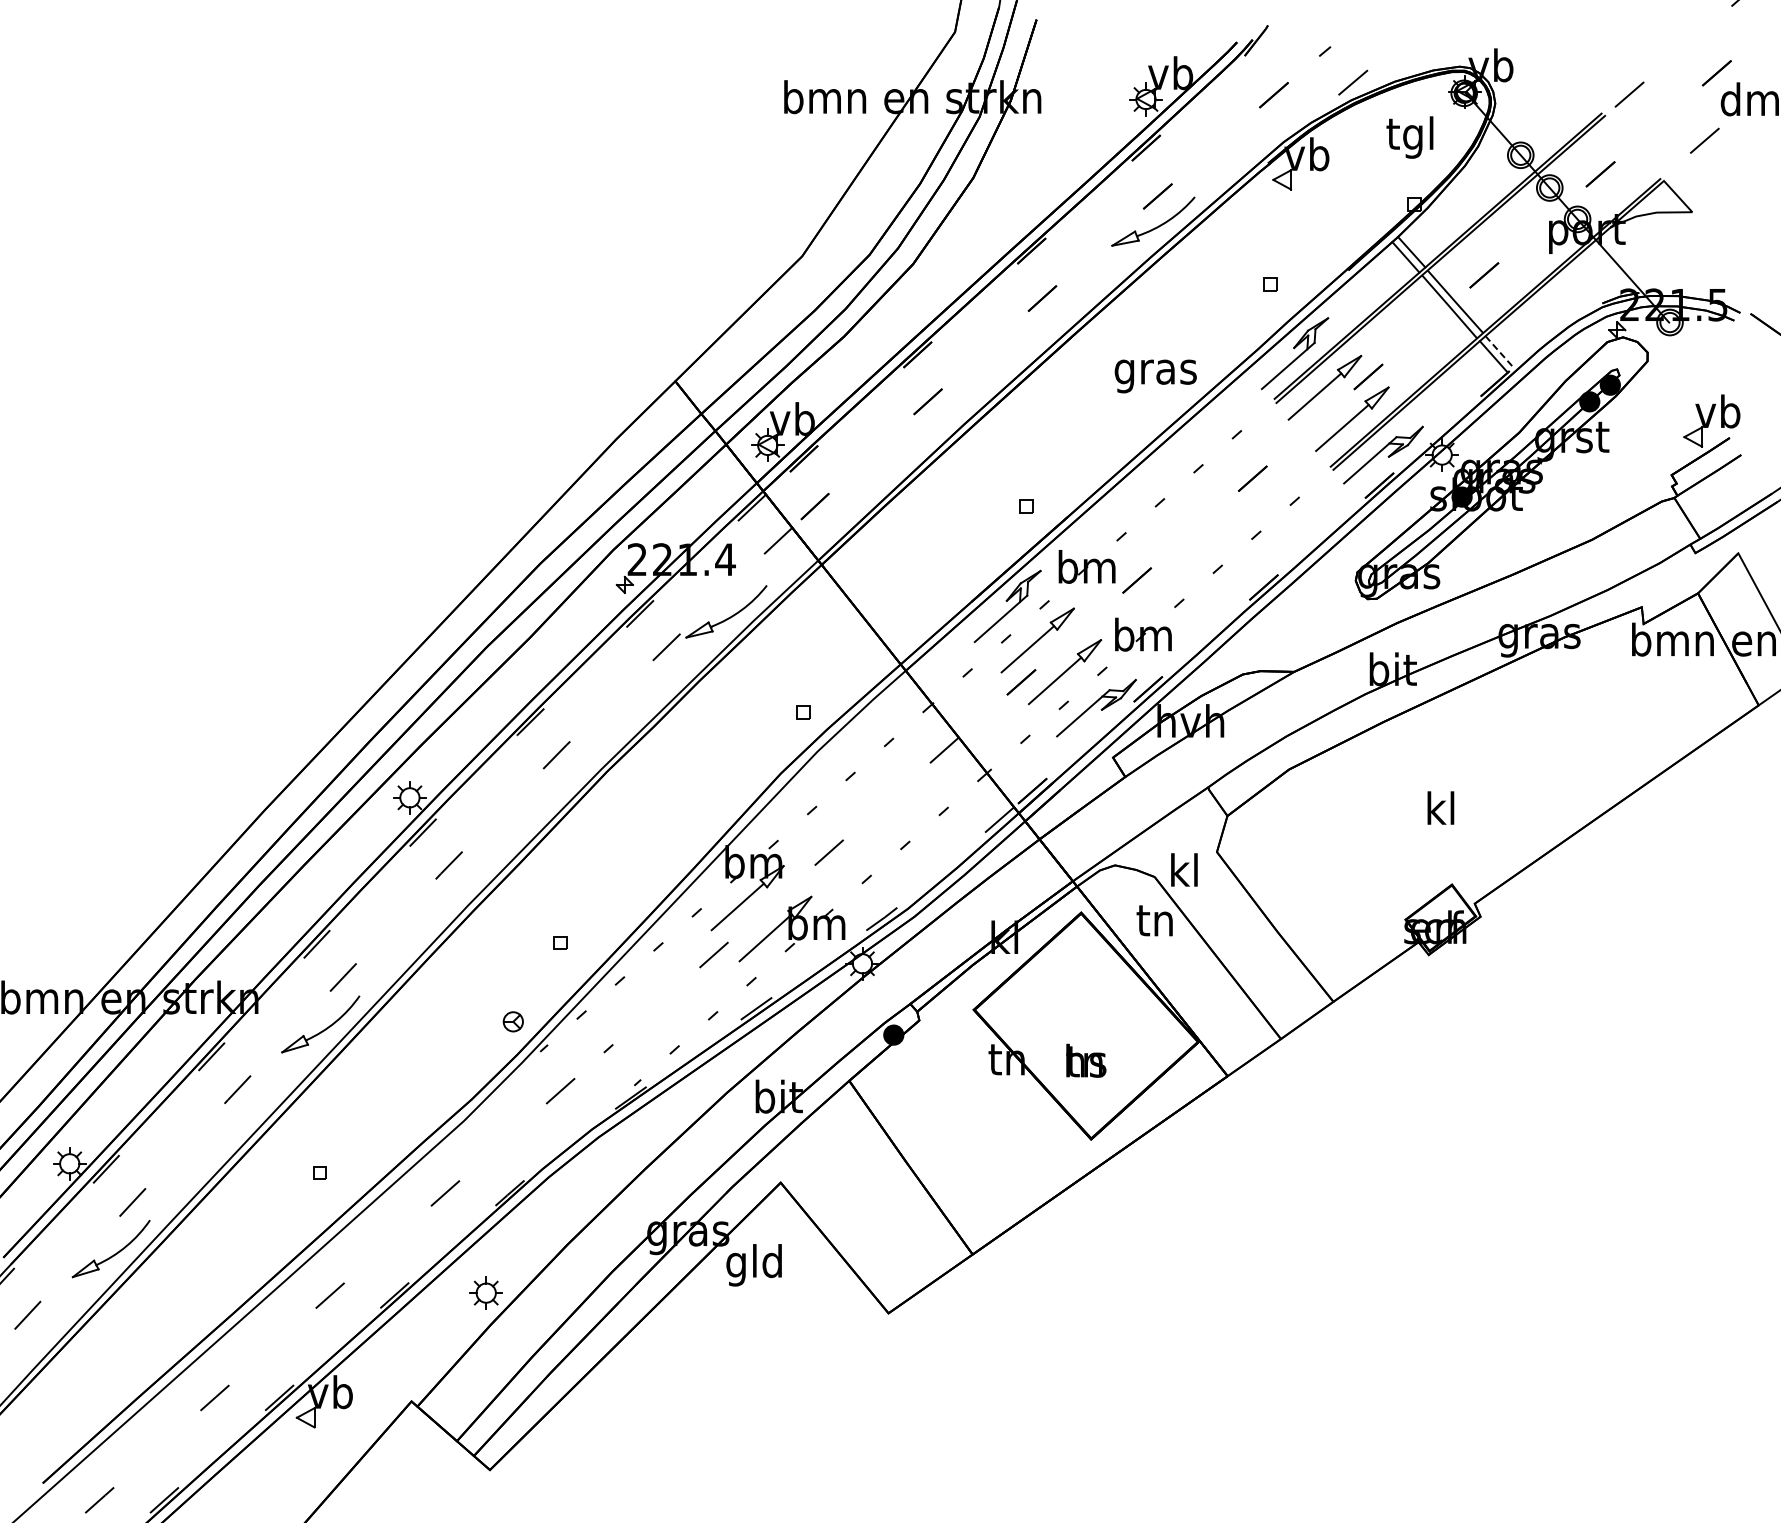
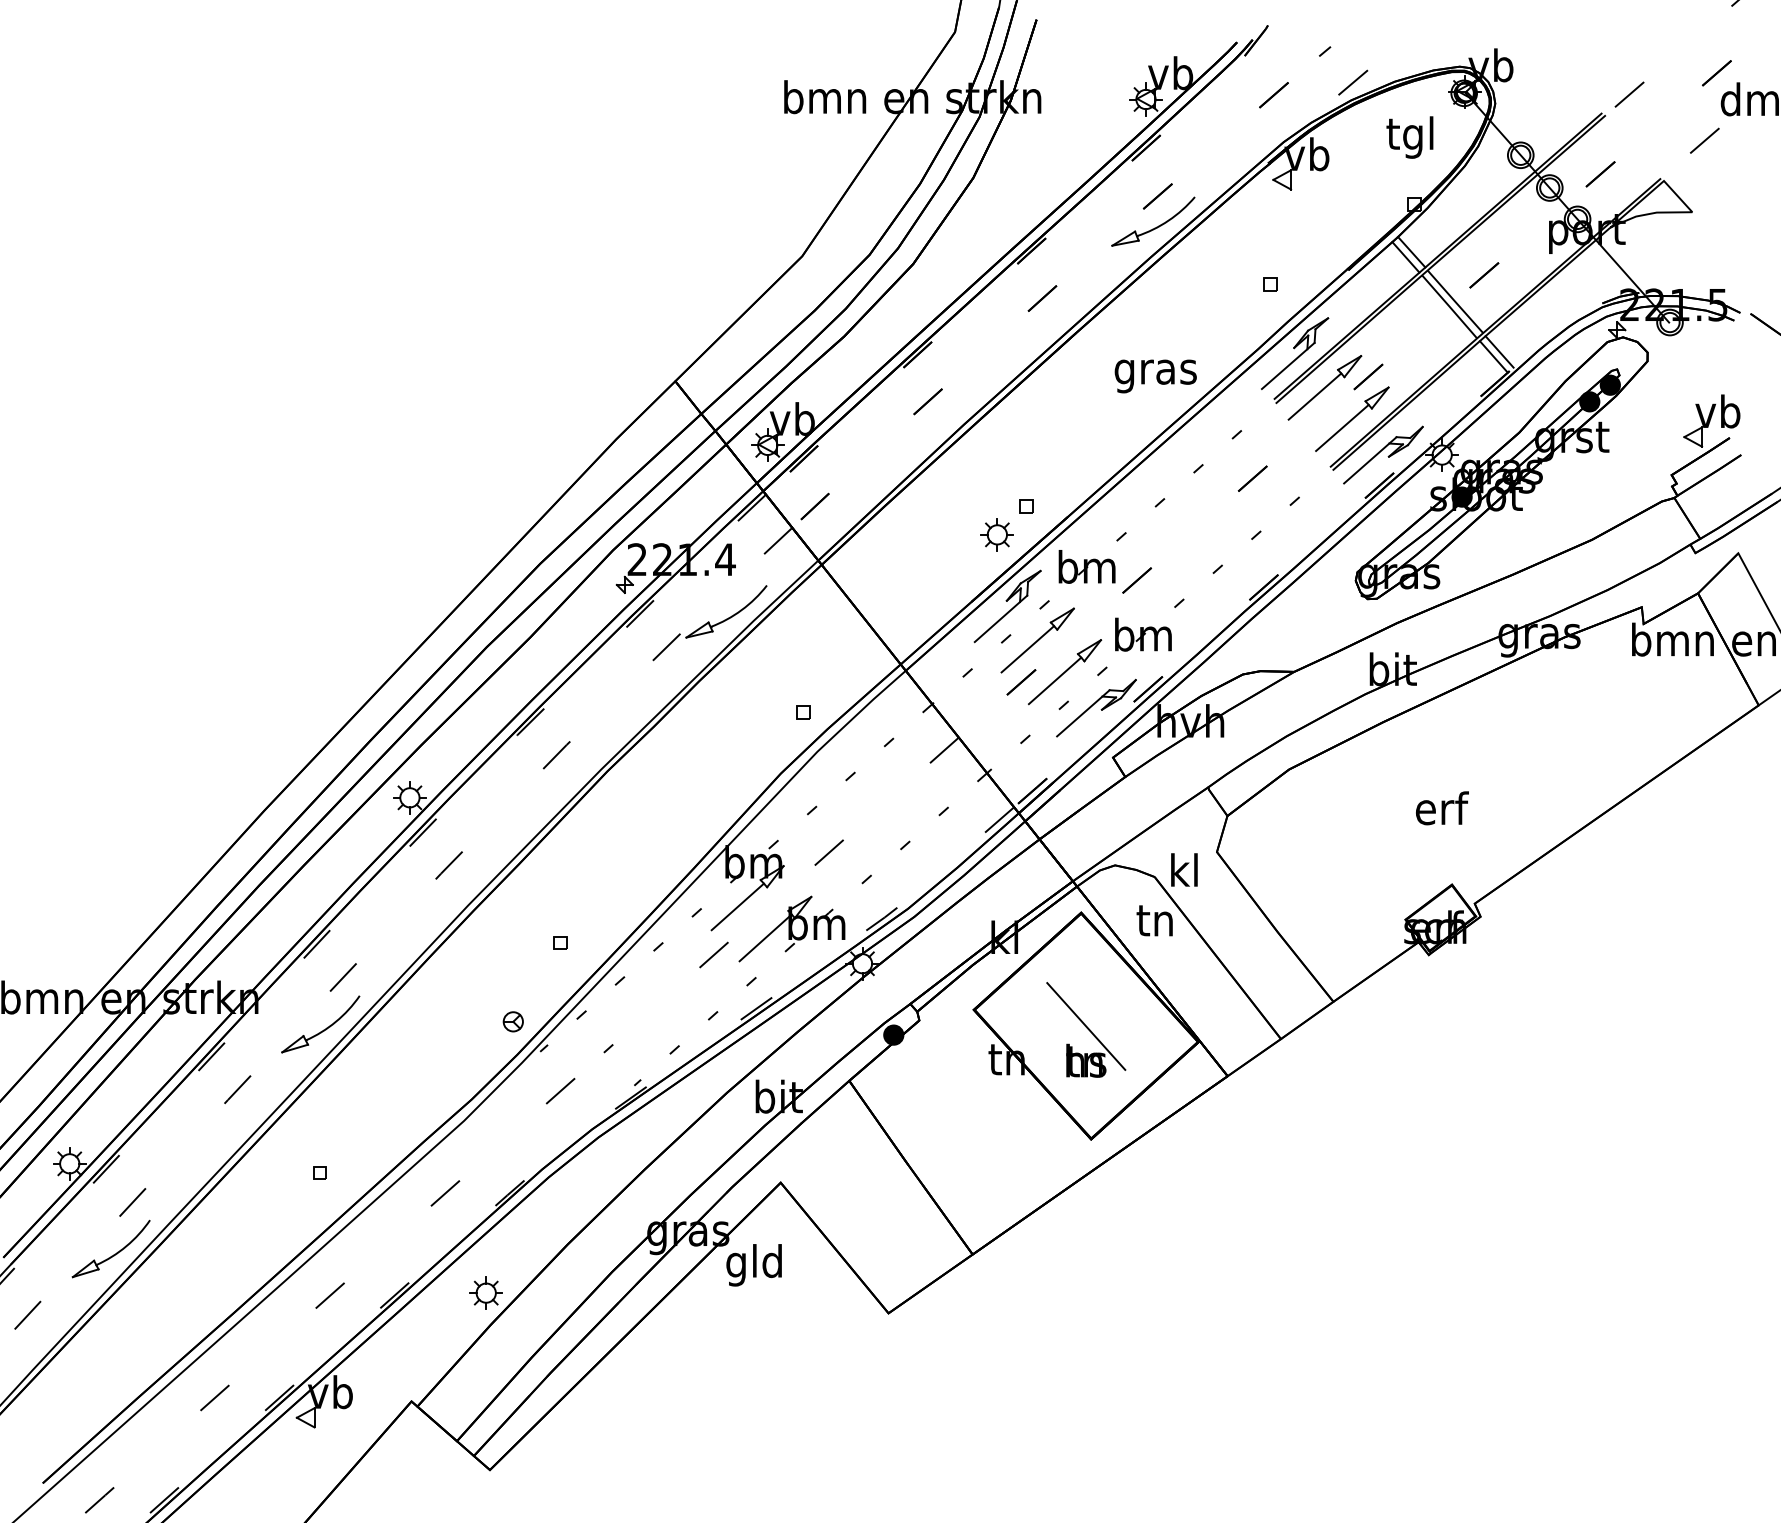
line: dashed -> solid (1499, 352)
part: none -> present (996, 534)
text: kl -> erf (1442, 808)
line: none -> present (1086, 1026)
